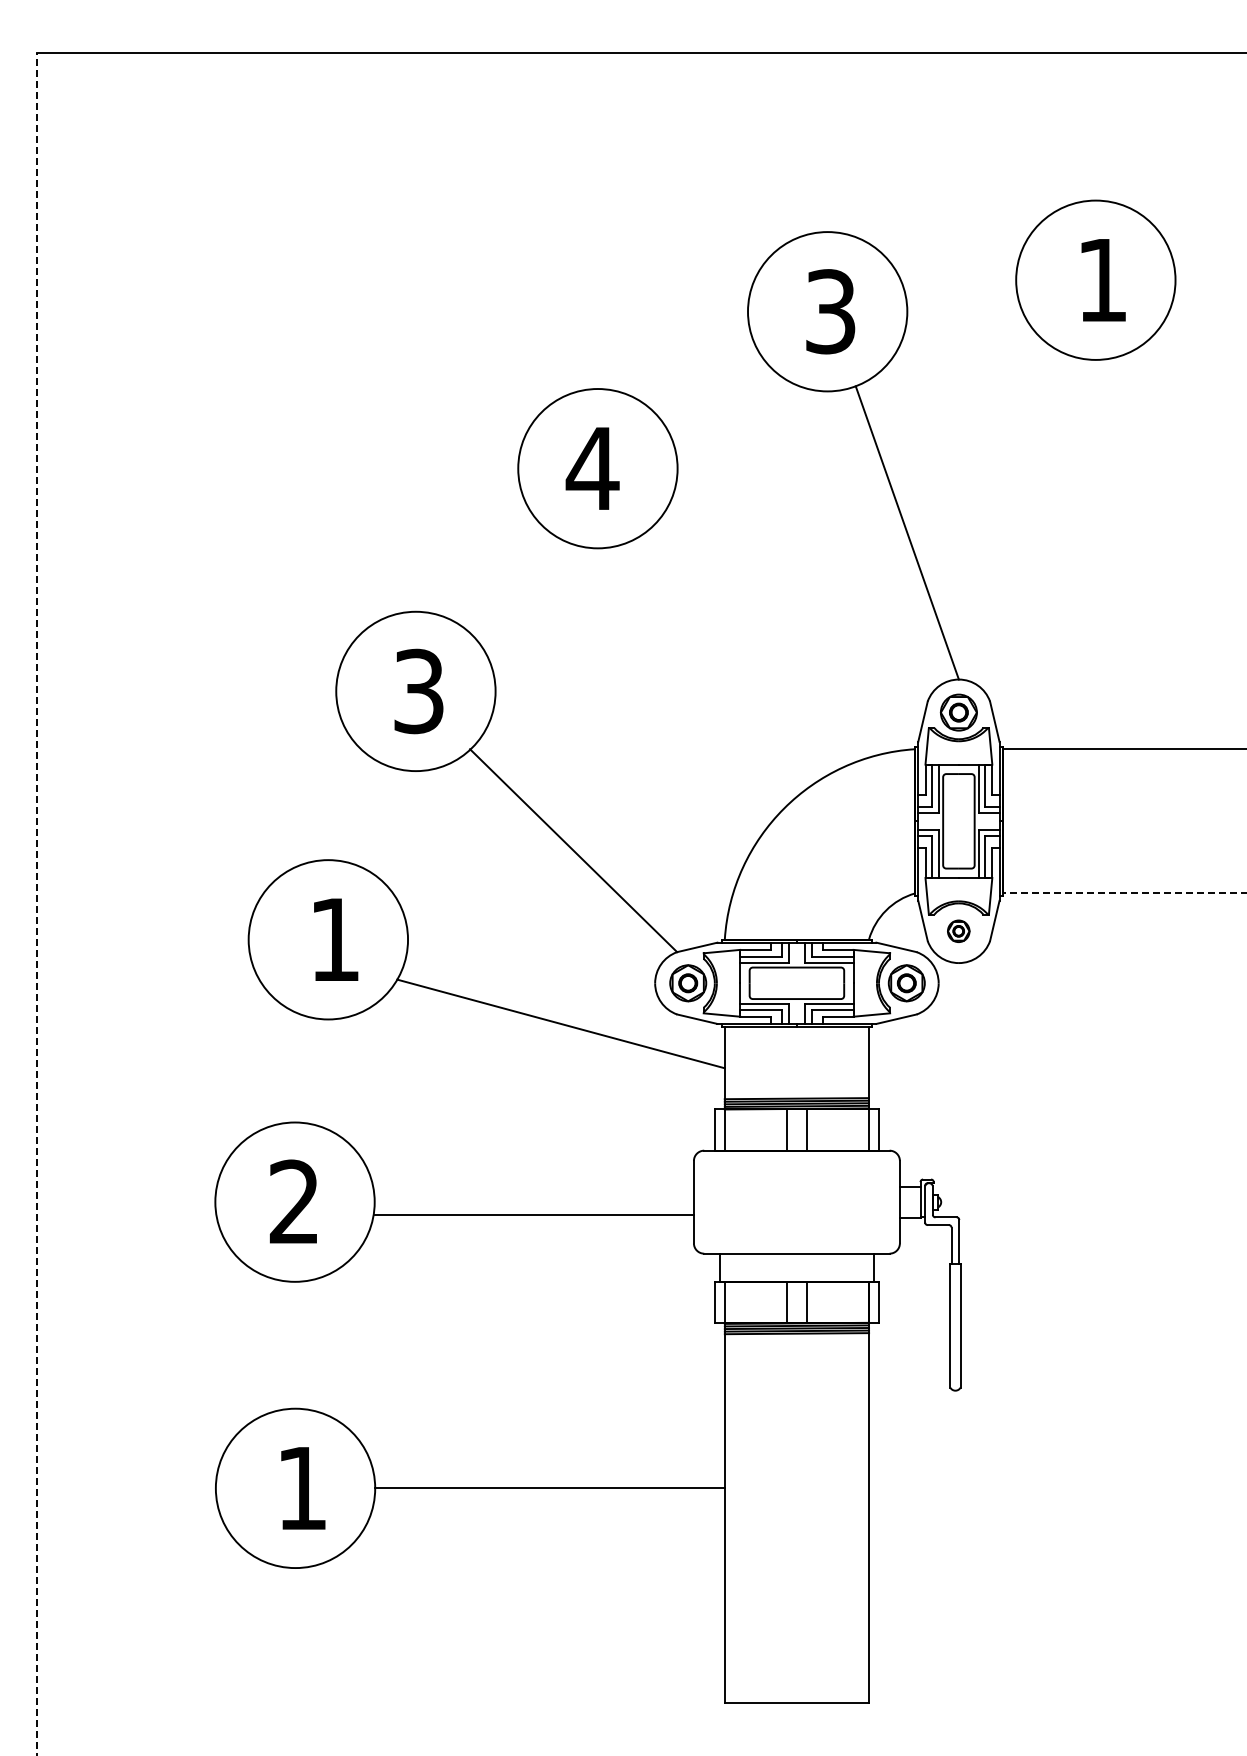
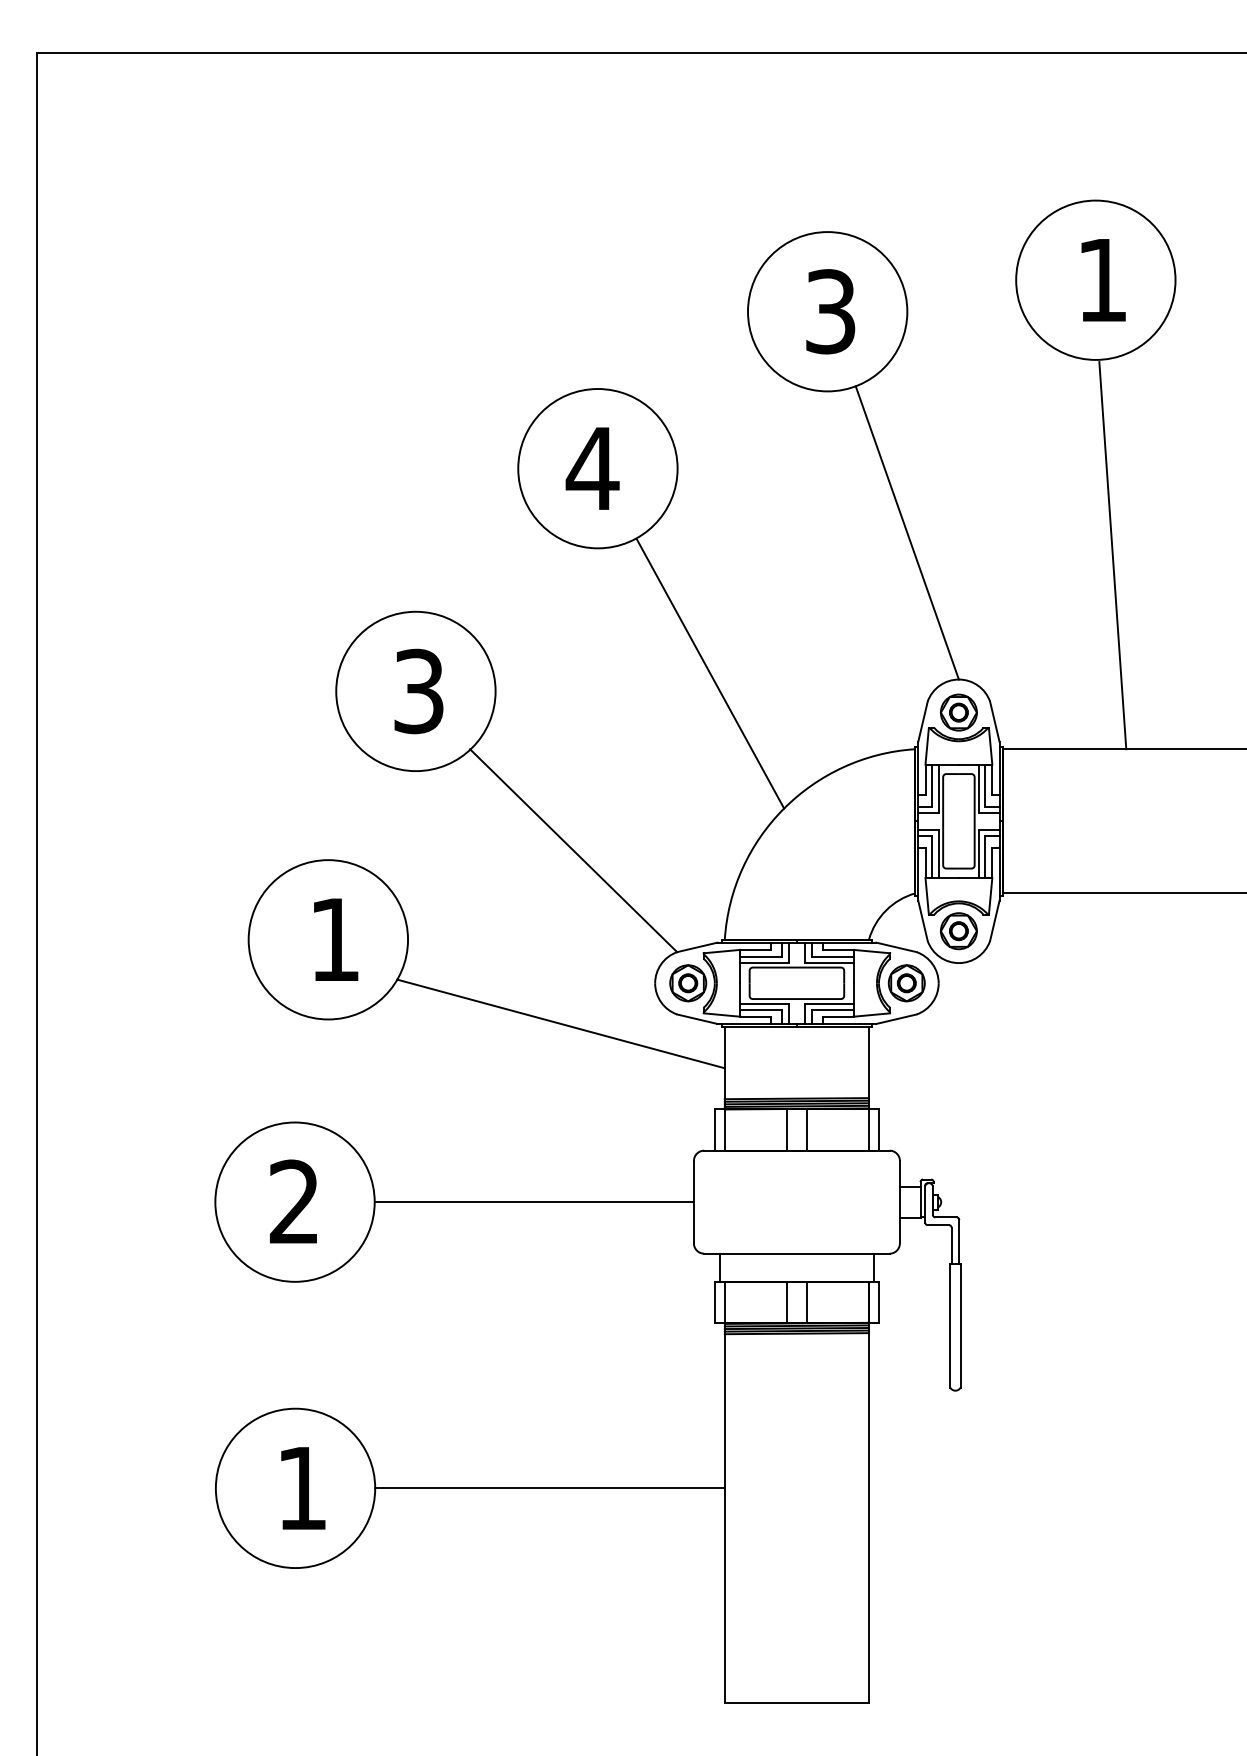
line: none -> present (1112, 555)
line: none -> present (710, 673)
line: dashed -> solid (1124, 893)
line: dashed -> solid (37, 903)
part size: 24x24 px -> 39x39 px (958, 931)
line position: (533, 1215) -> (533, 1202) (533, 1202)
